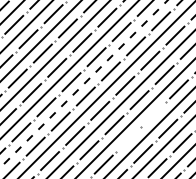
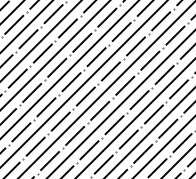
line: dashed -> solid (84, 83)
line: none -> present (153, 114)
line: none -> present (128, 139)
